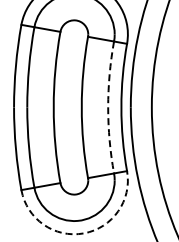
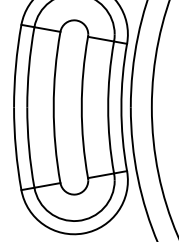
arc: dashed -> solid (108, 107)
arc: dashed -> solid (83, 233)
